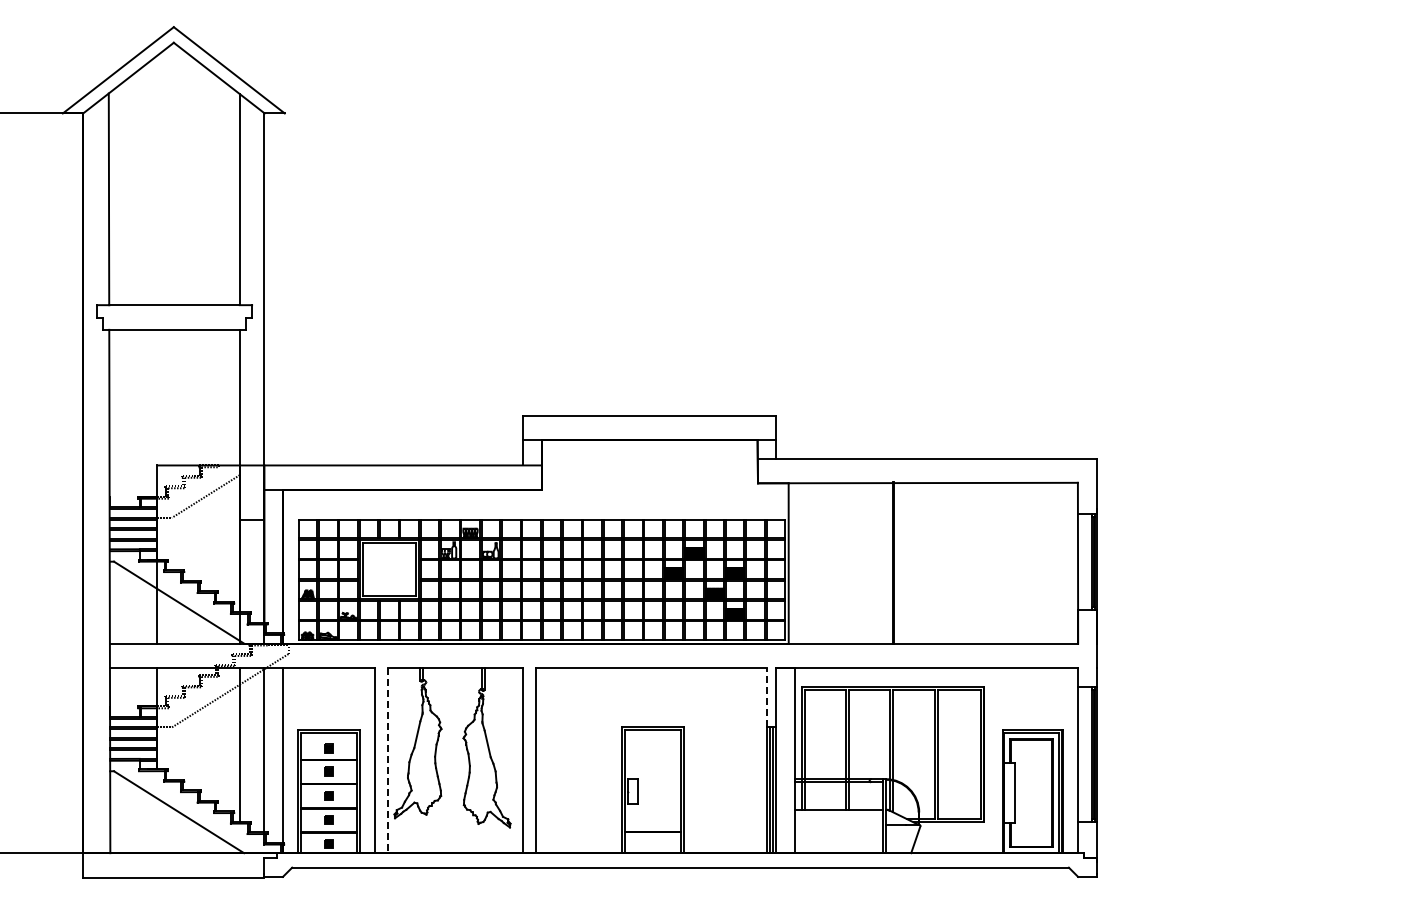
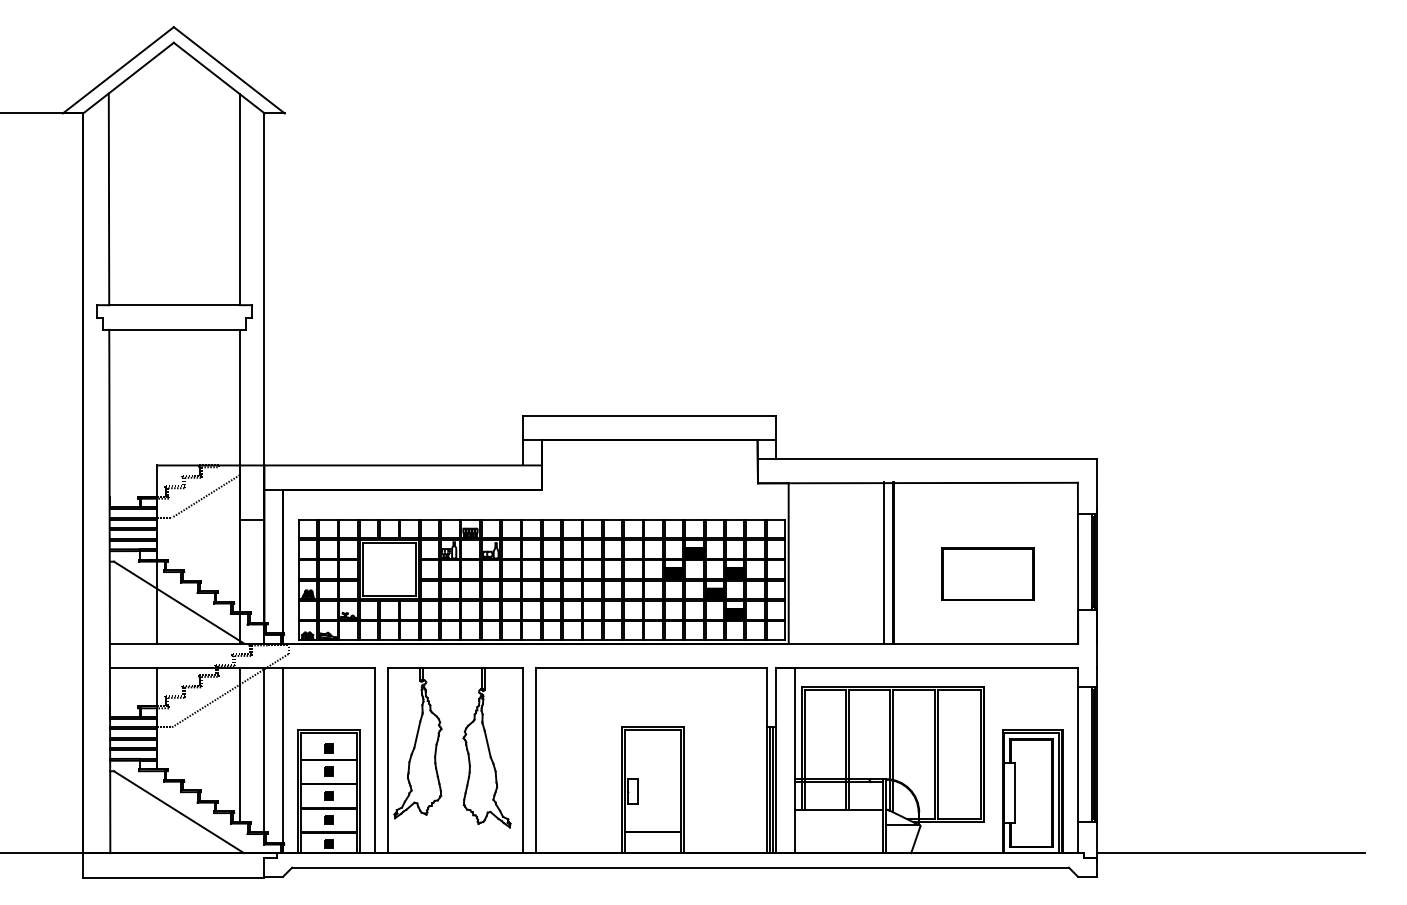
line: none -> present (883, 562)
part: none -> present (987, 573)
line: dashed -> solid (766, 697)
line: dashed -> solid (387, 761)
line: none -> present (1230, 853)
